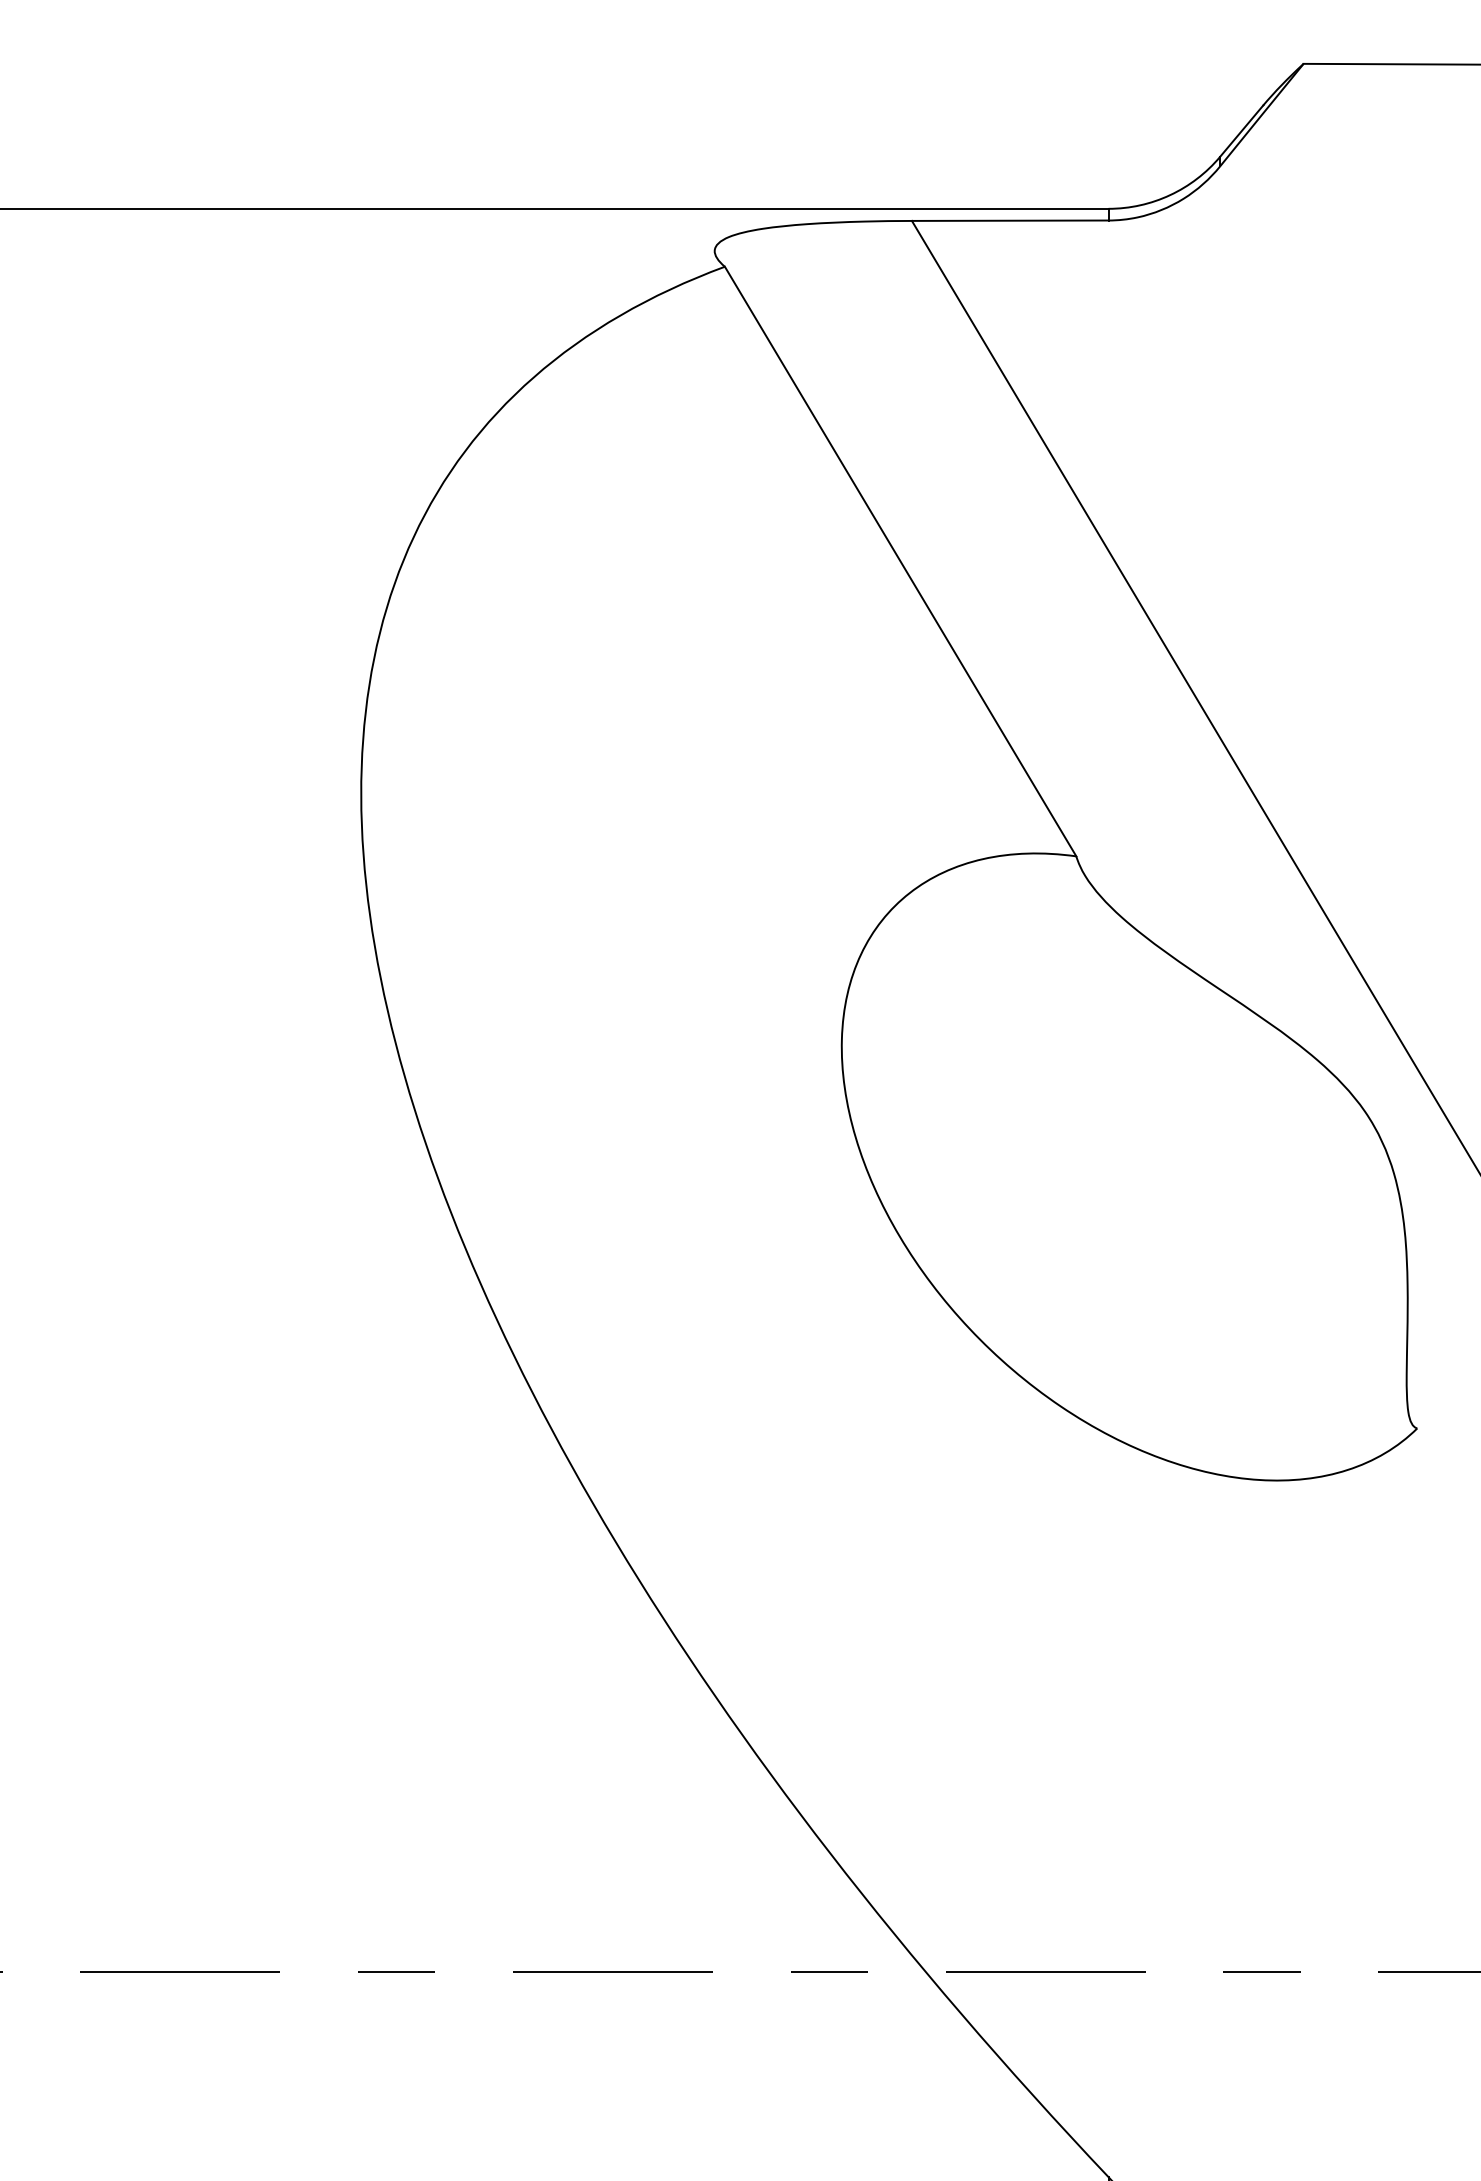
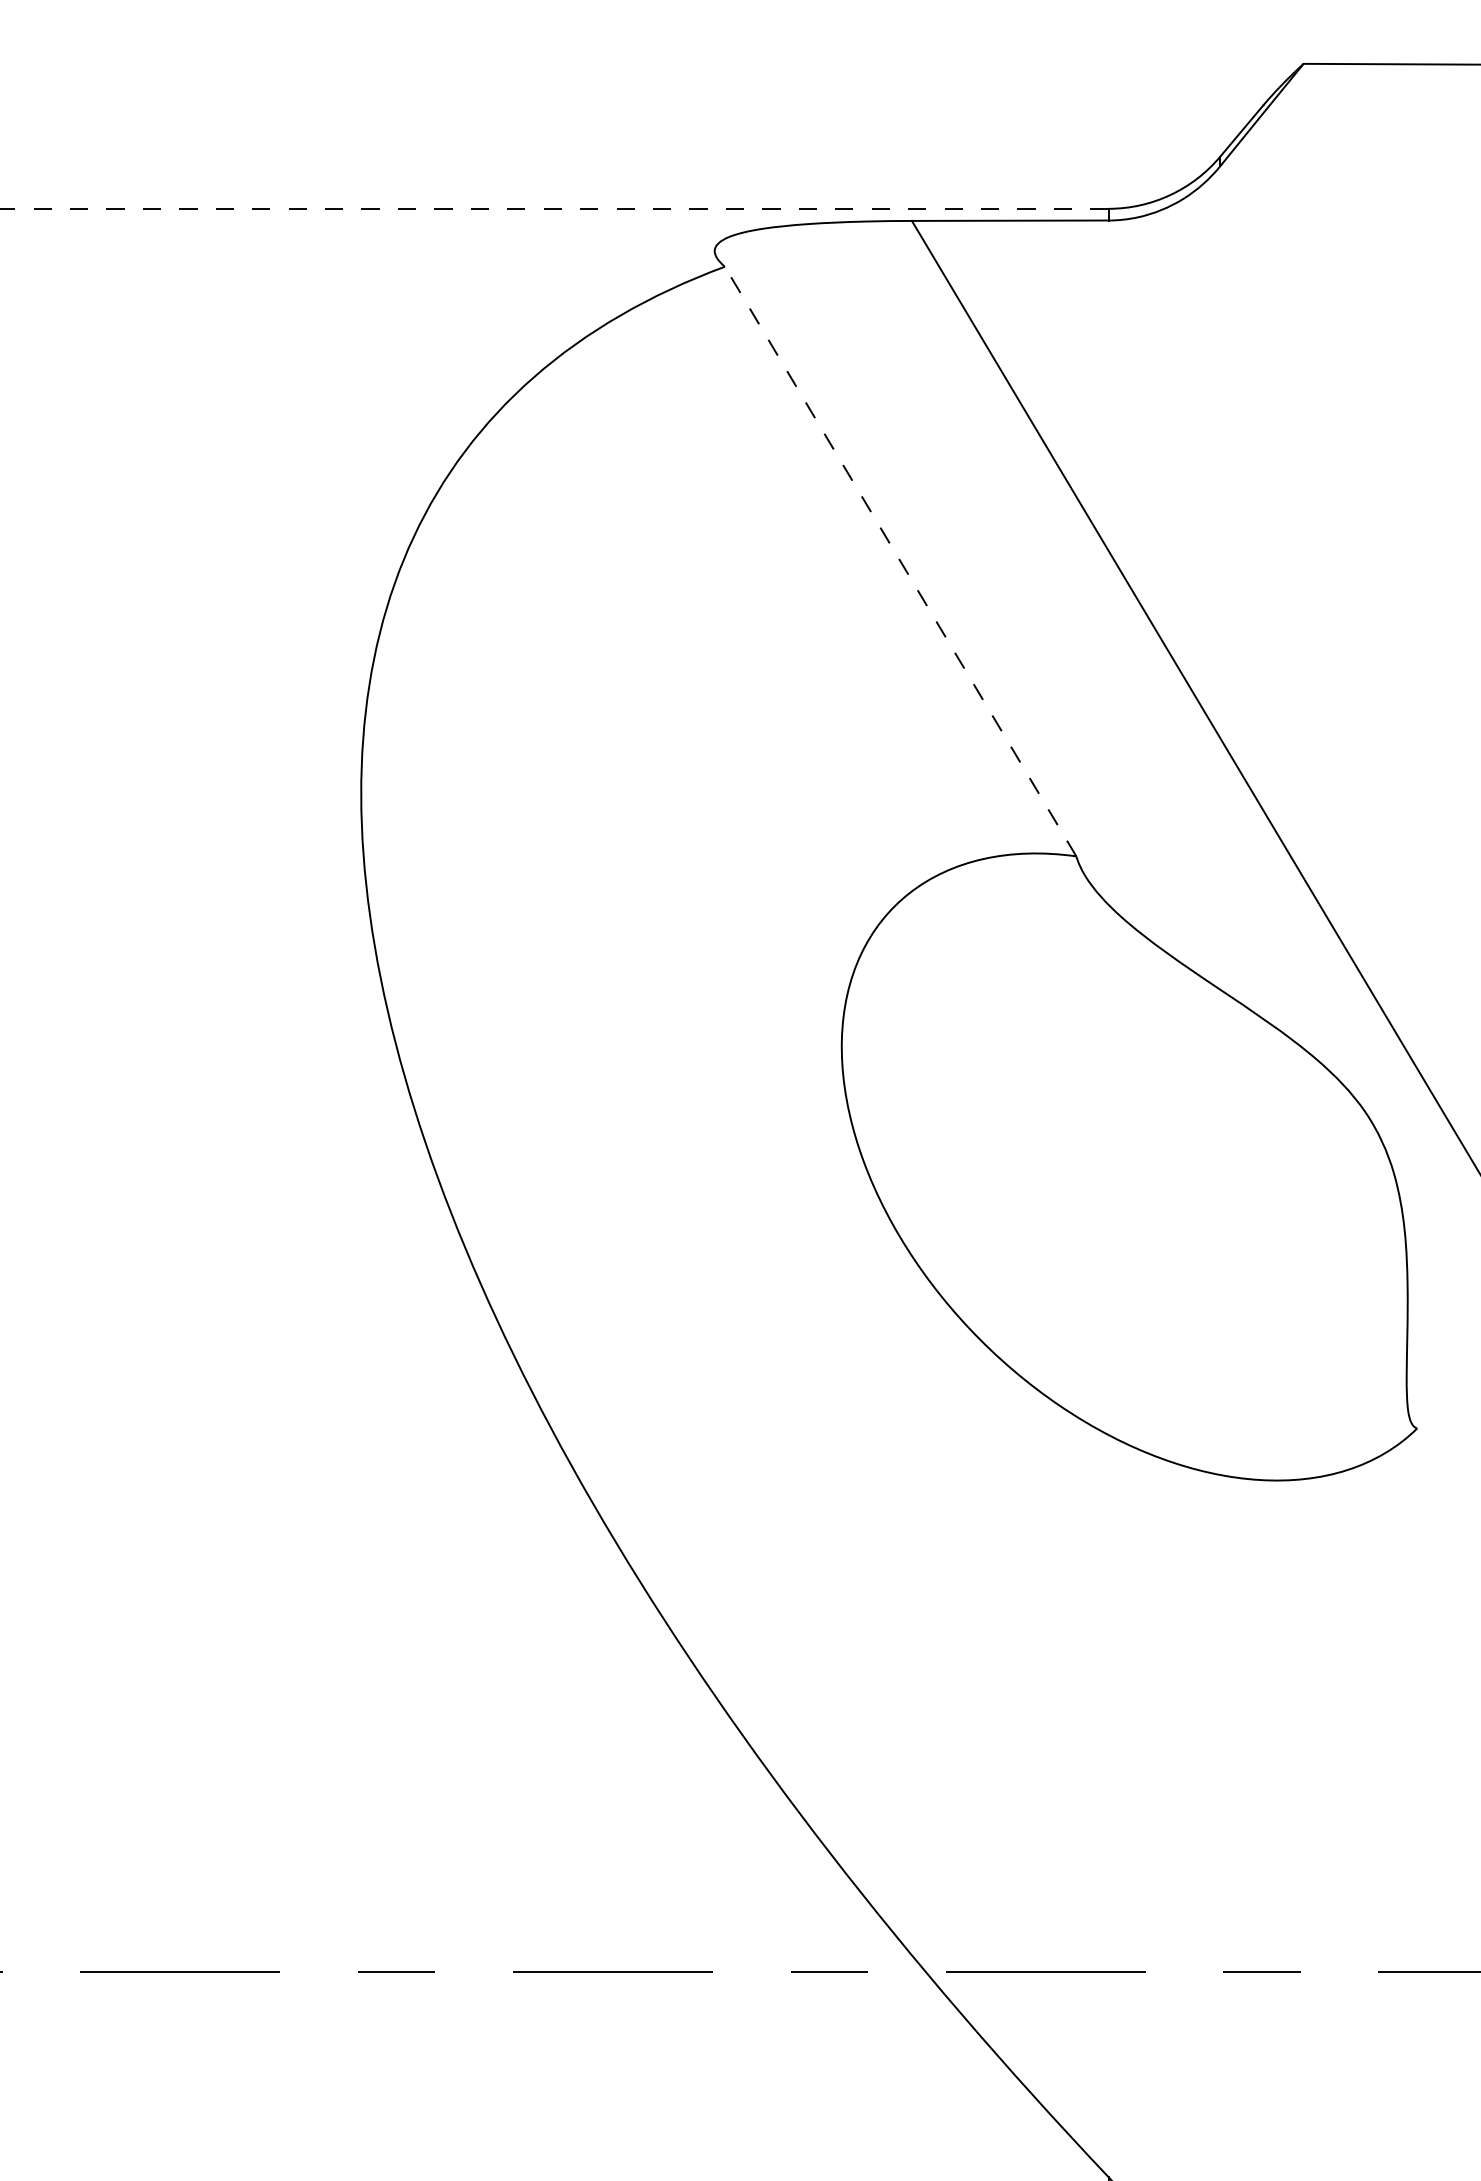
line: solid -> dashed (554, 208)
line: solid -> dashed (900, 561)
